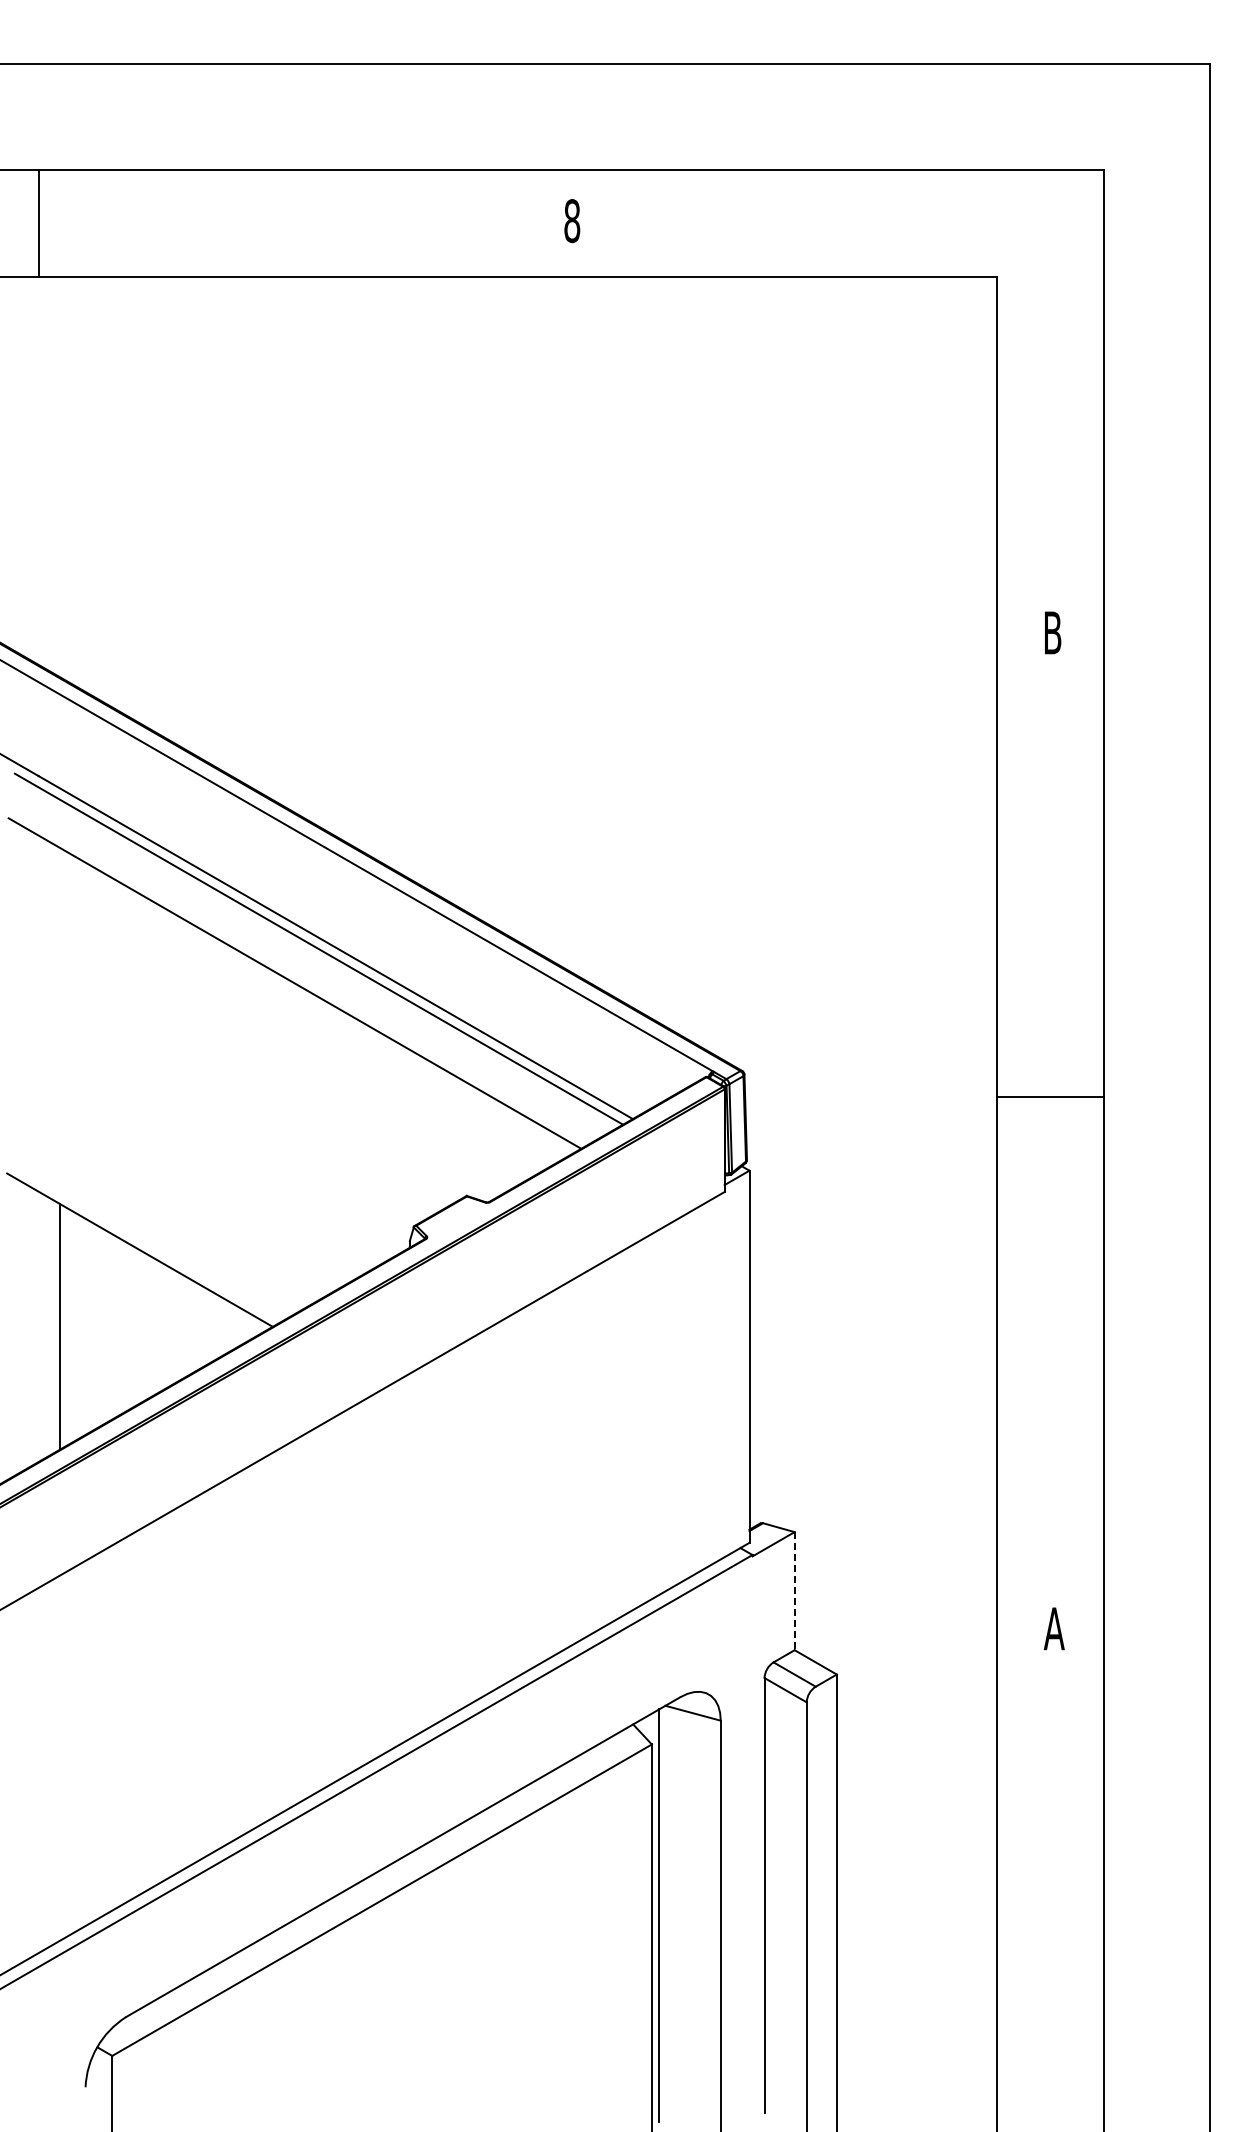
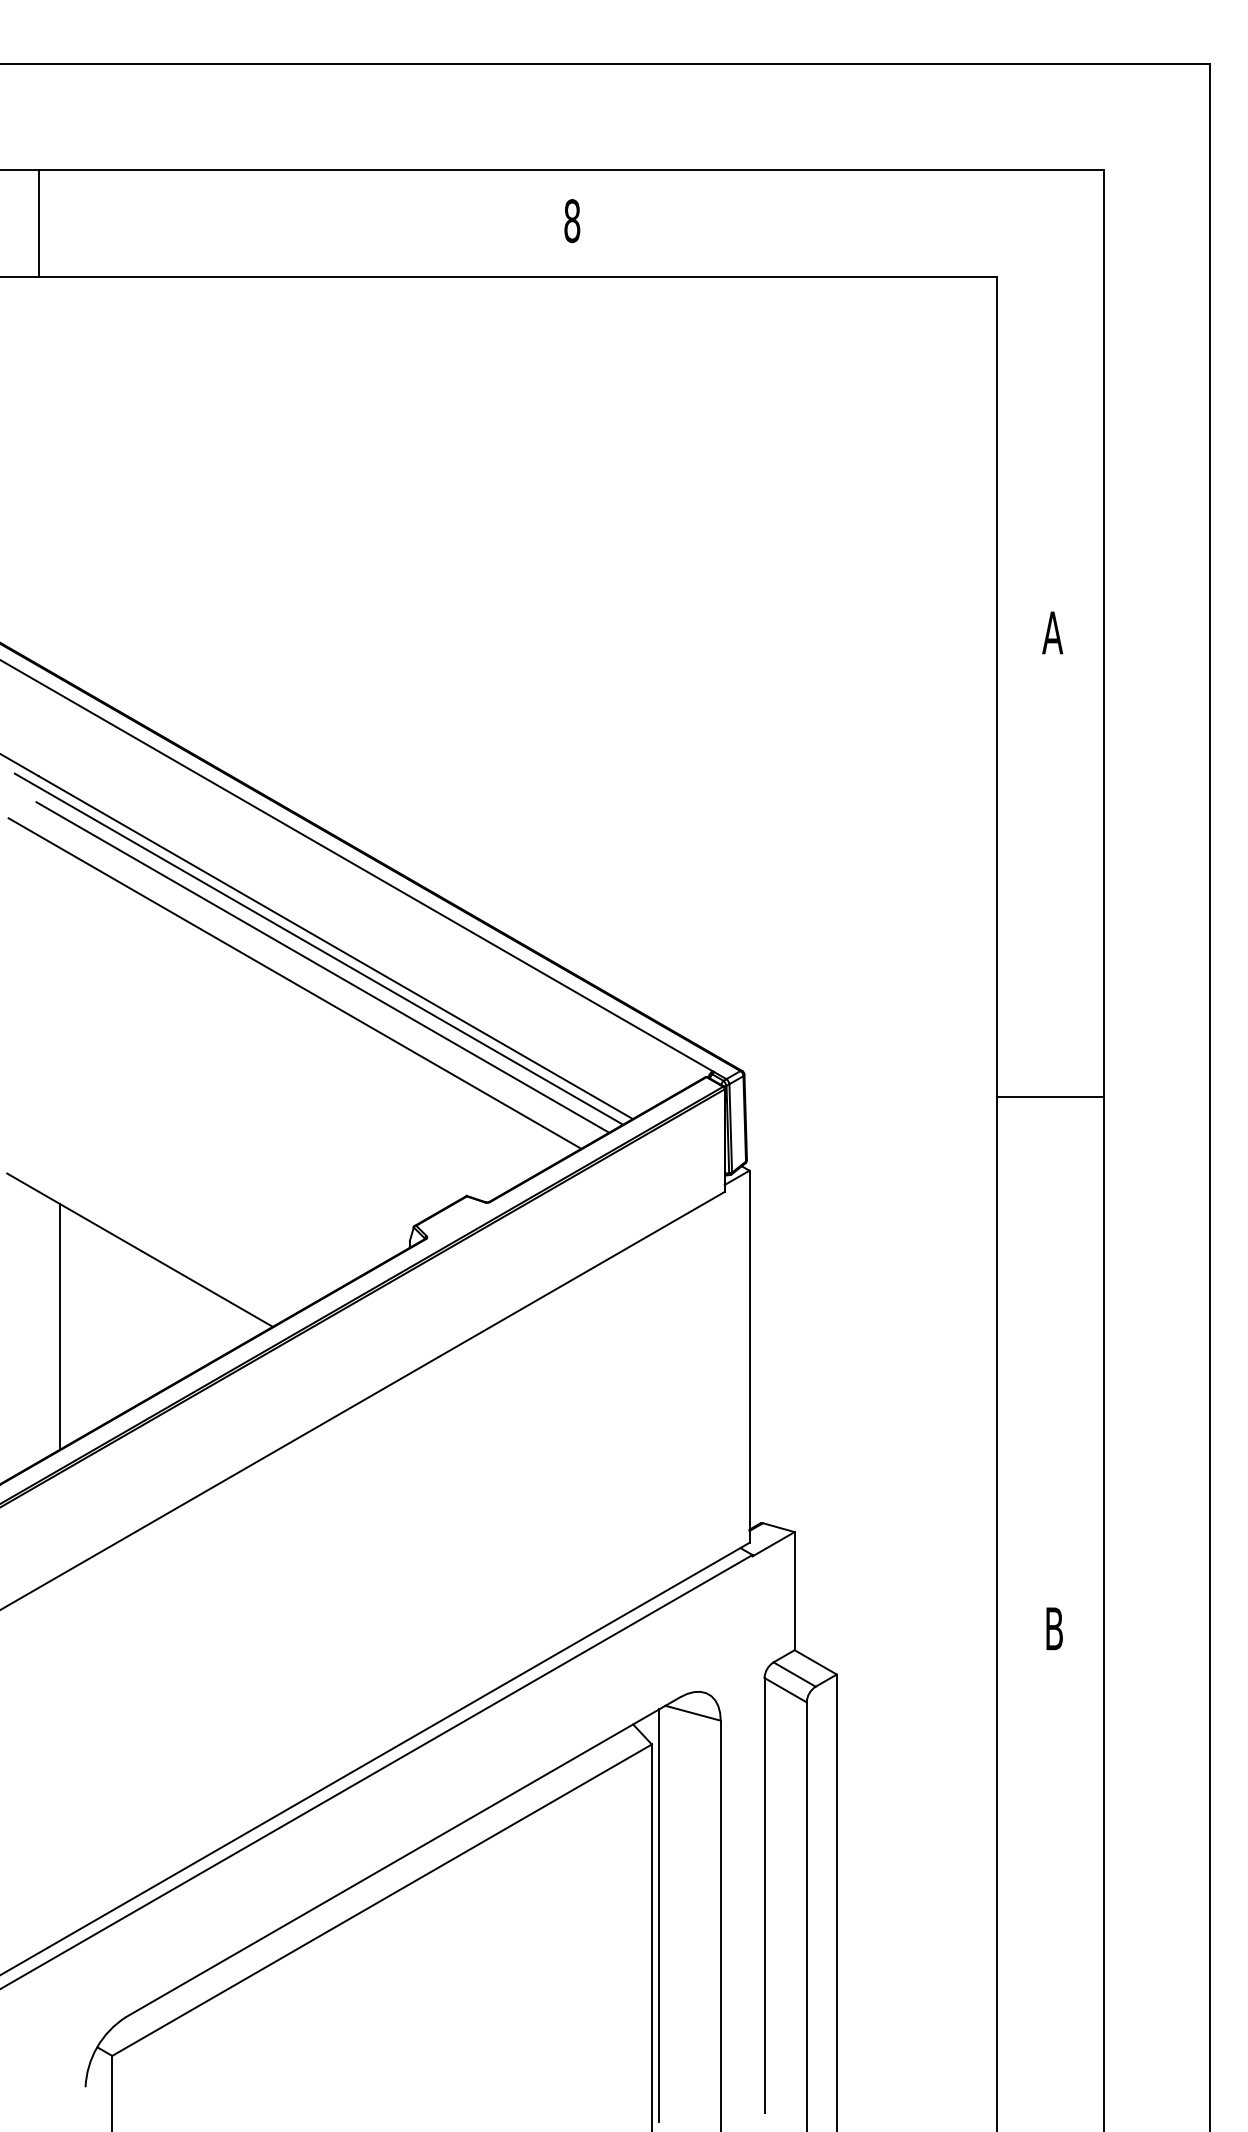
text: B -> A (1052, 632)
line: none -> present (322, 967)
line: dashed -> solid (794, 1591)
text: A -> B (1053, 1628)
